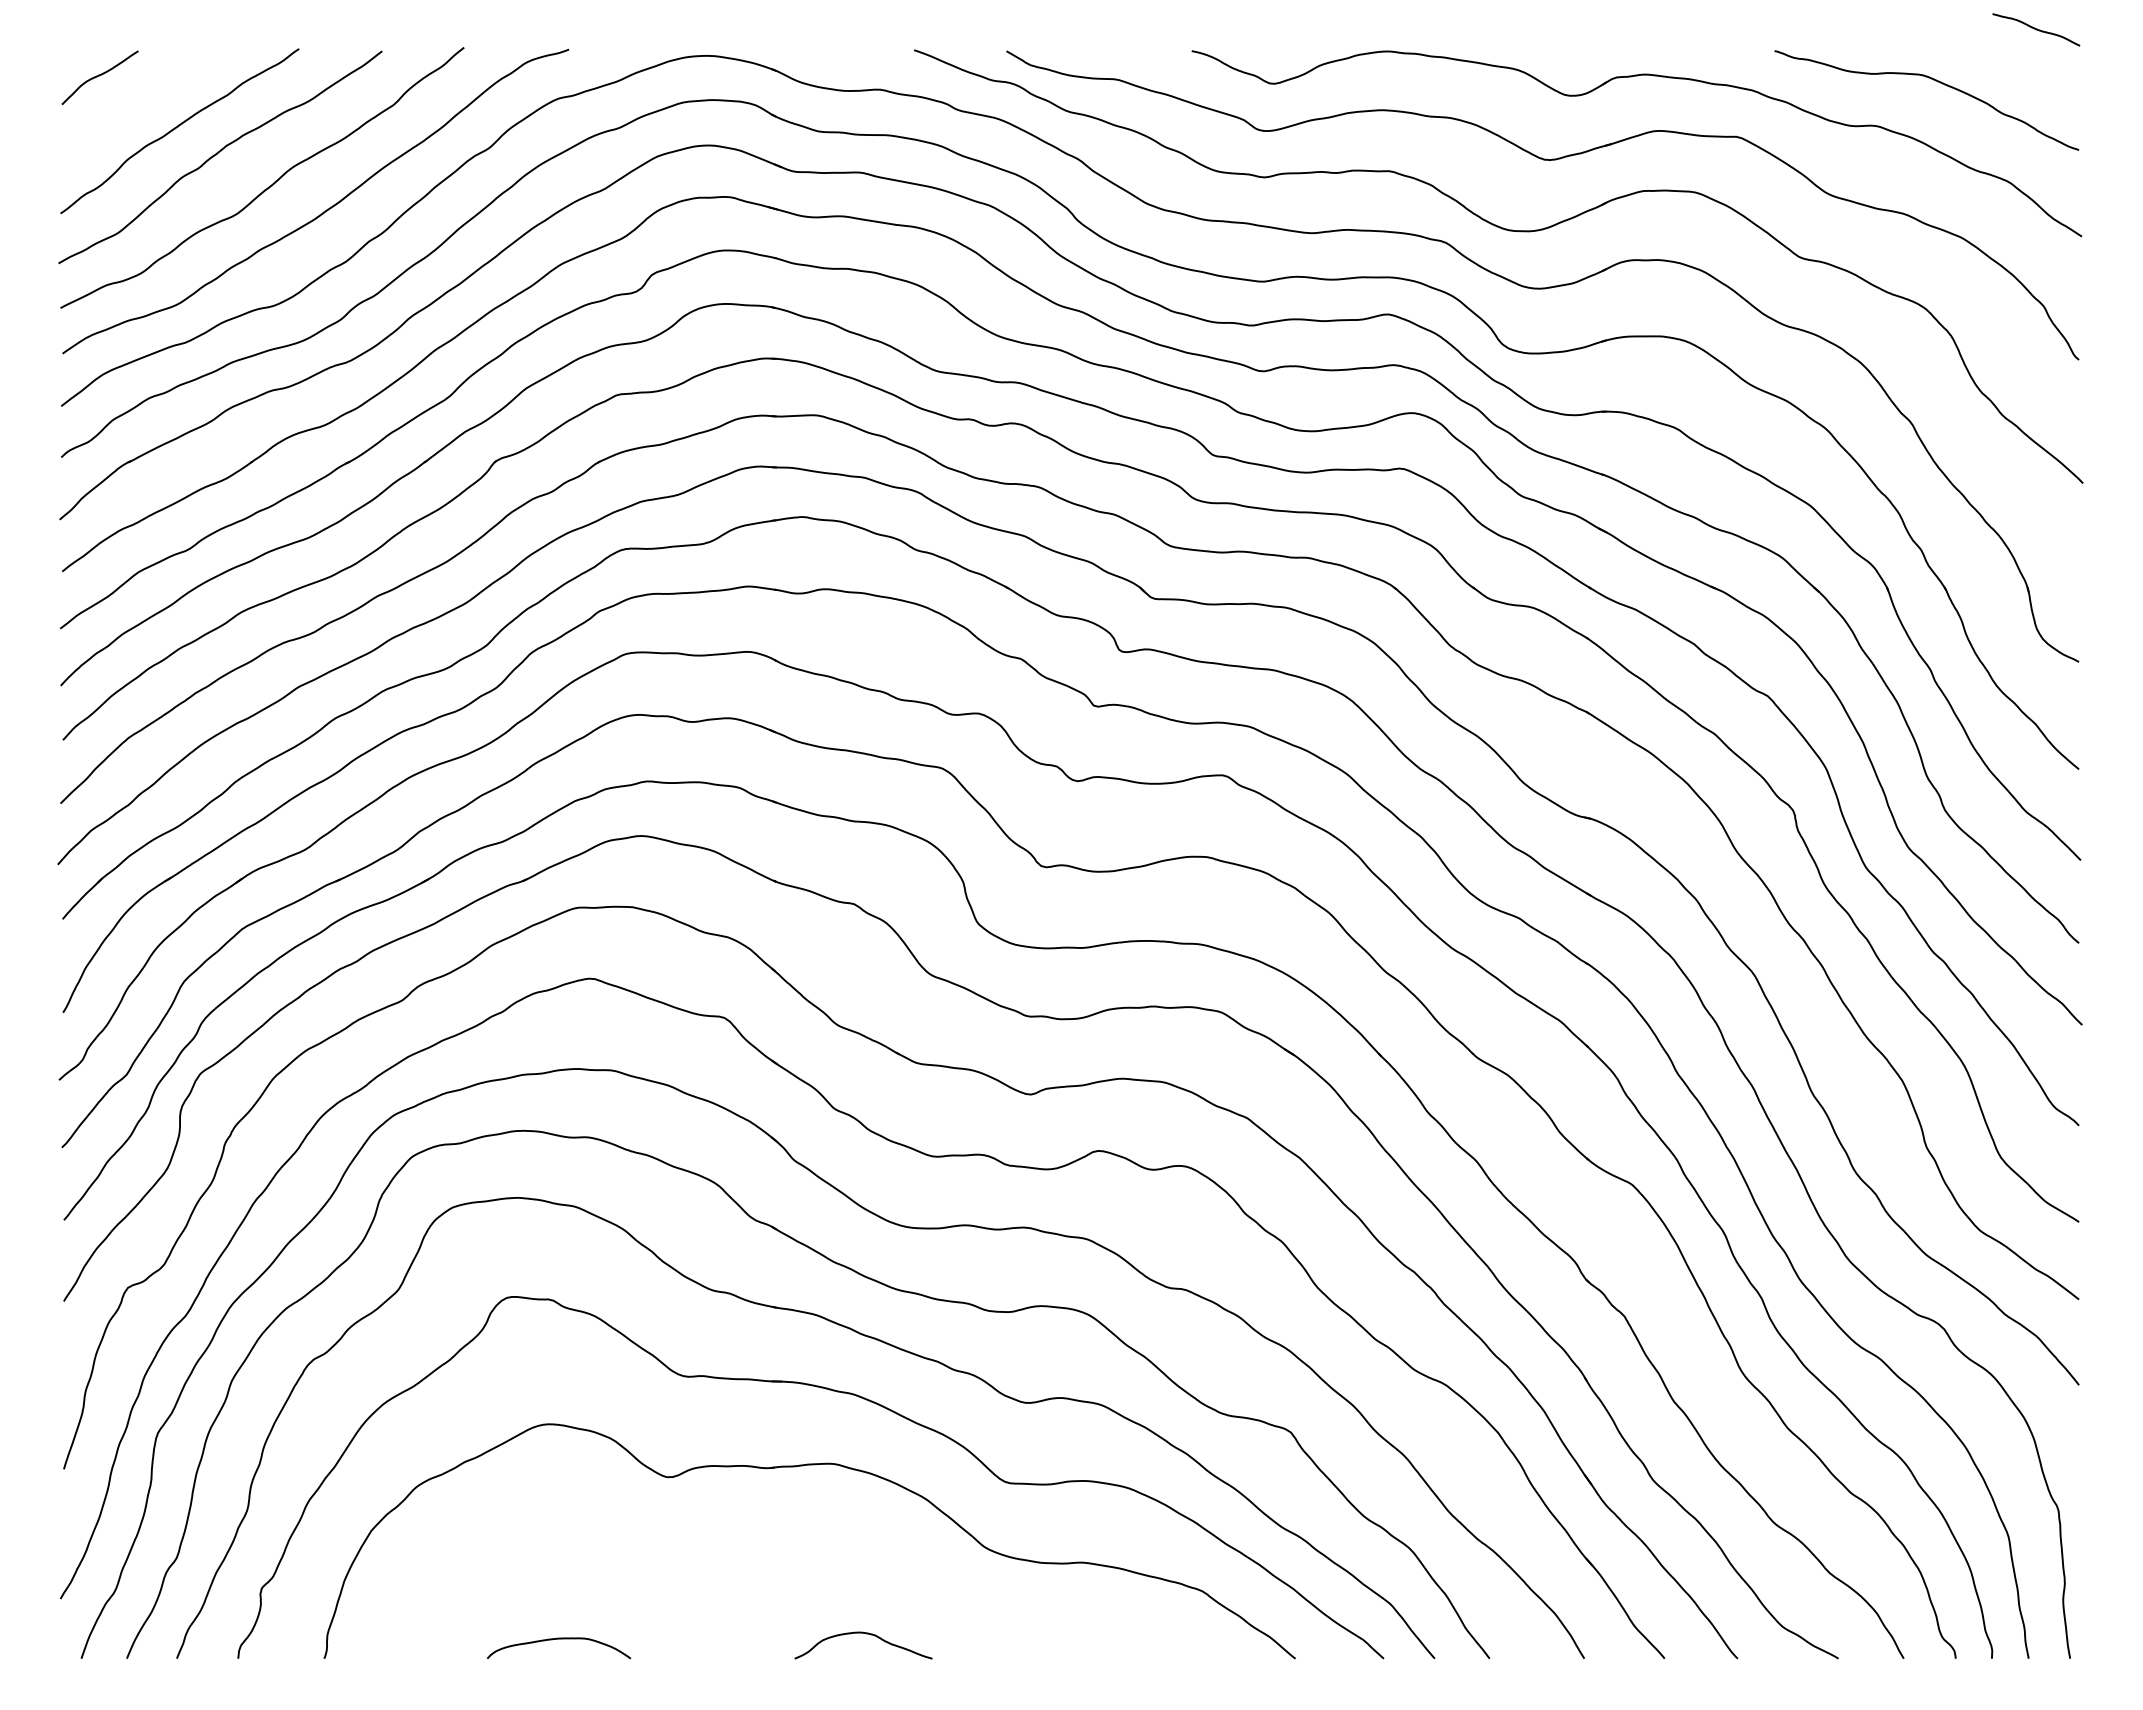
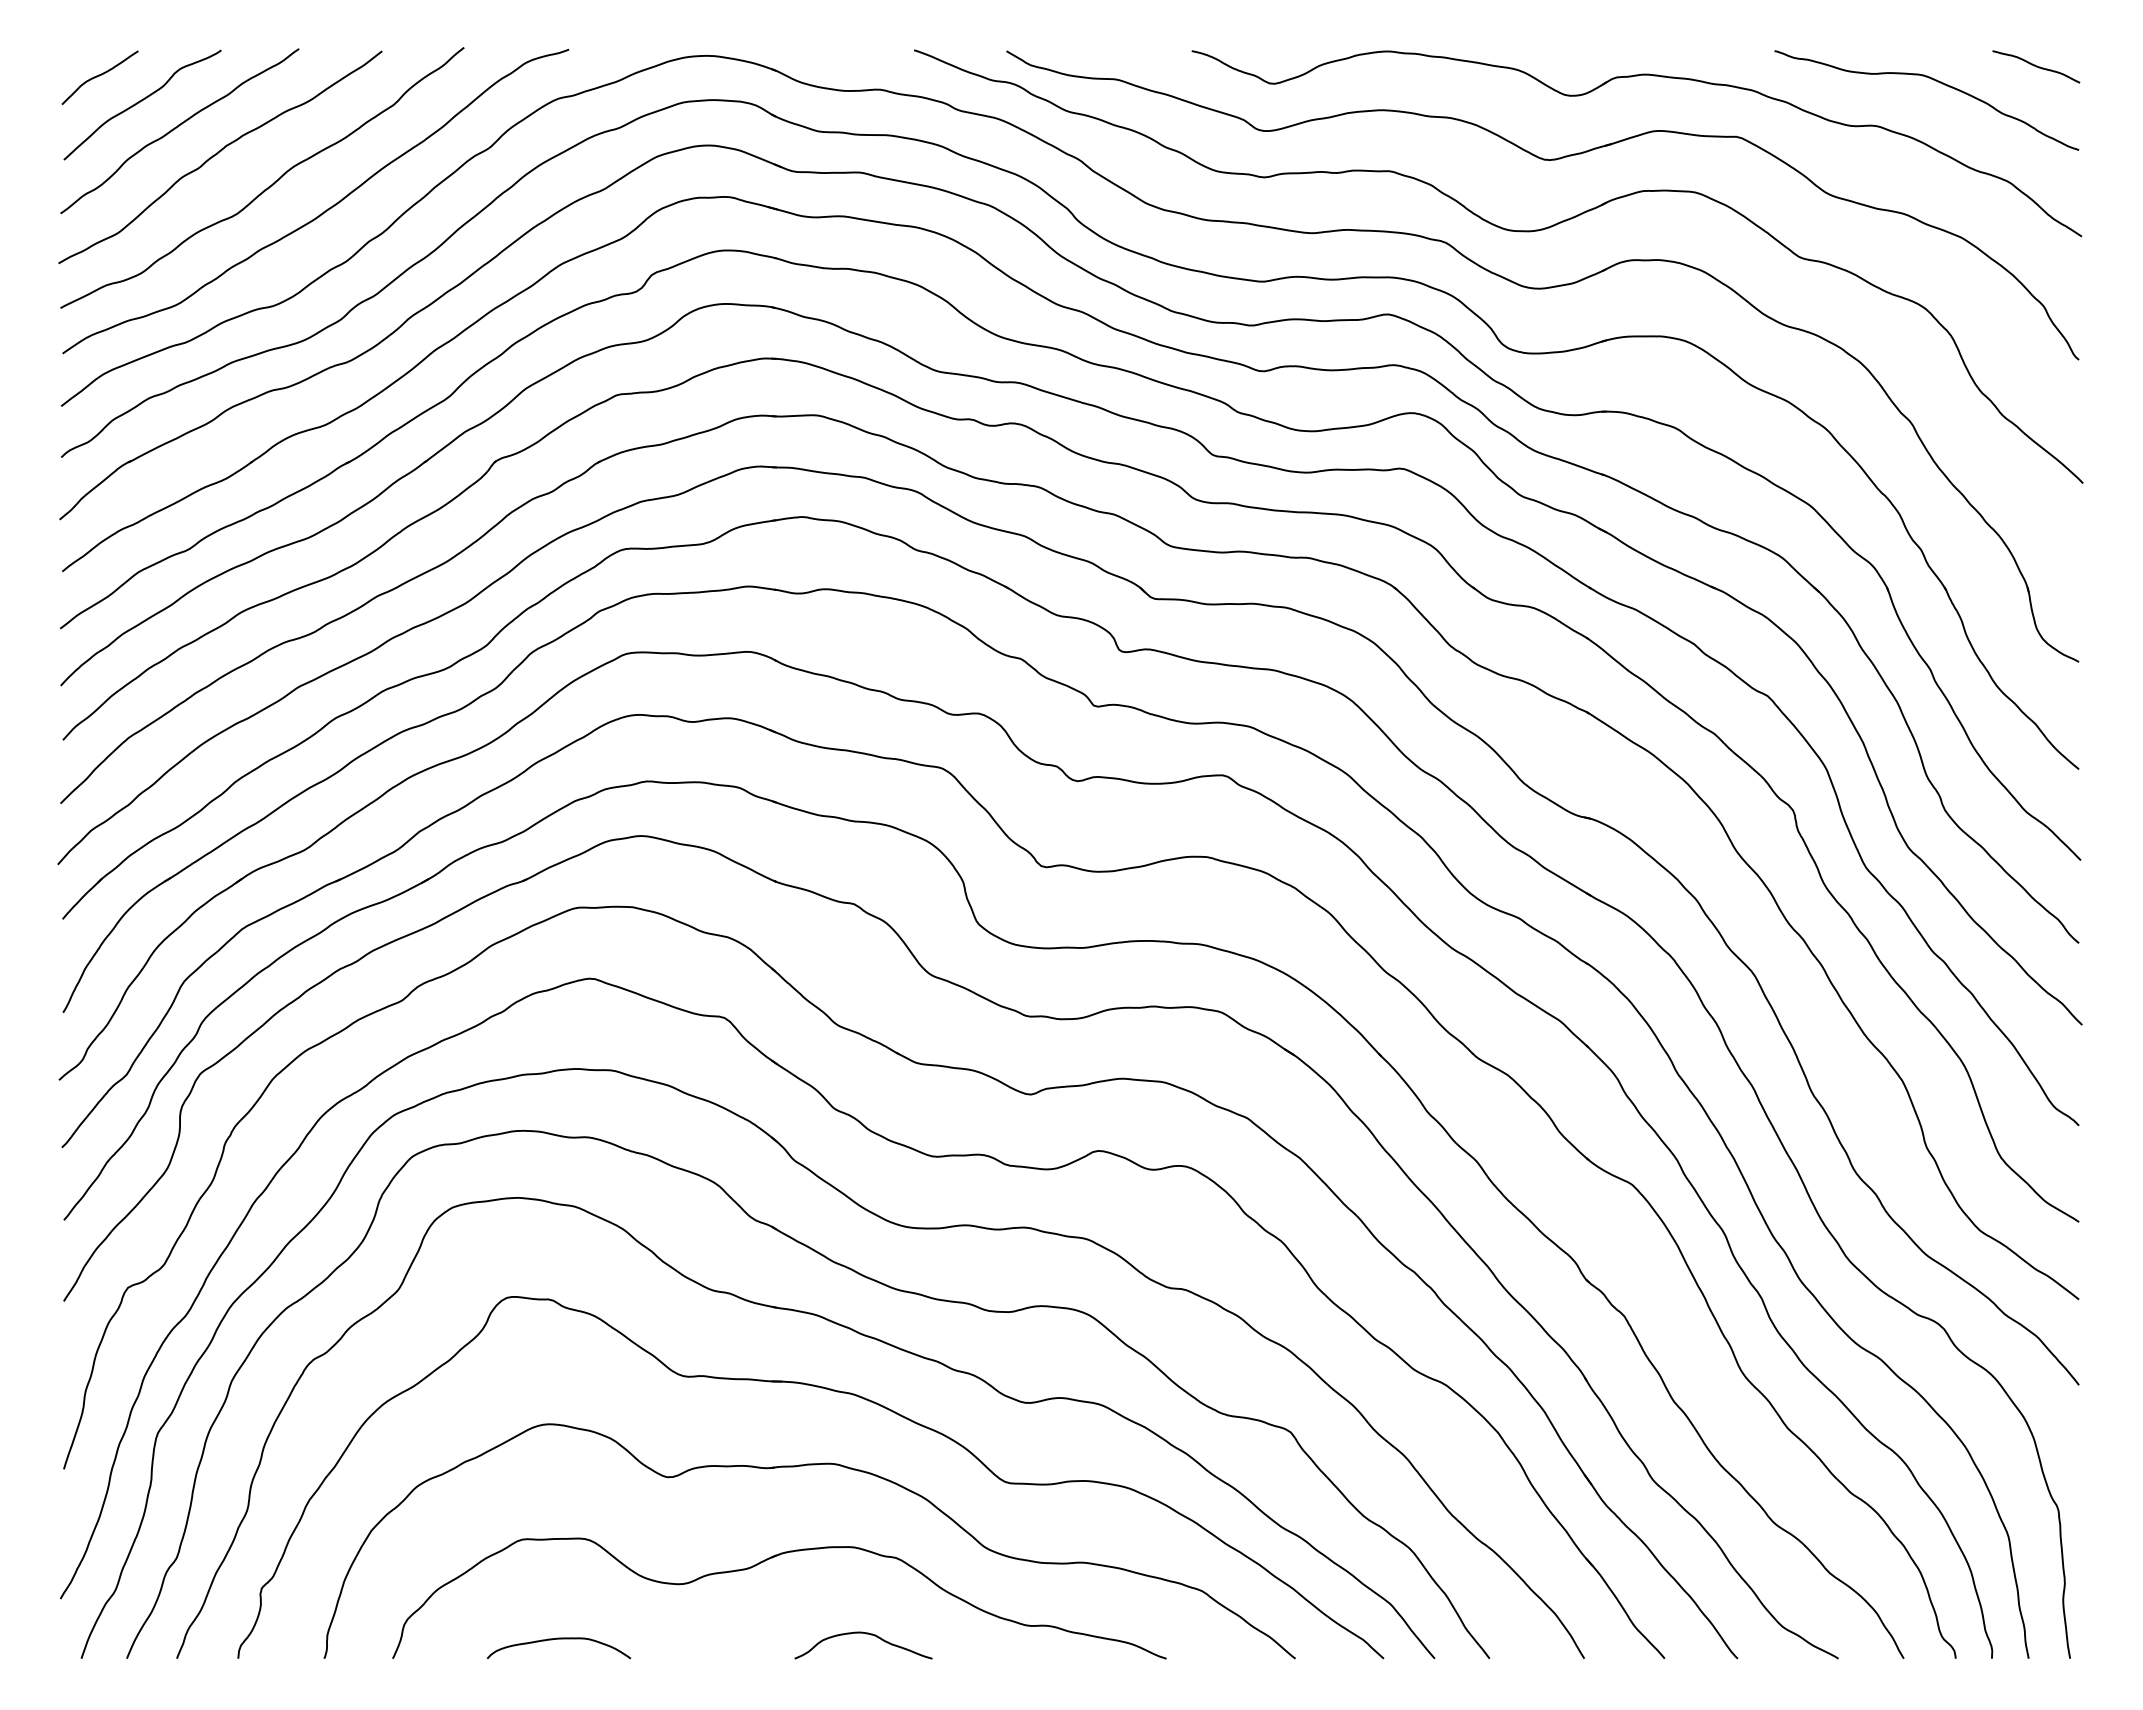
curve position: (2036, 29) -> (2036, 66) (2036, 66)
curve: none -> present (140, 102)
part: none -> present (761, 1563)
